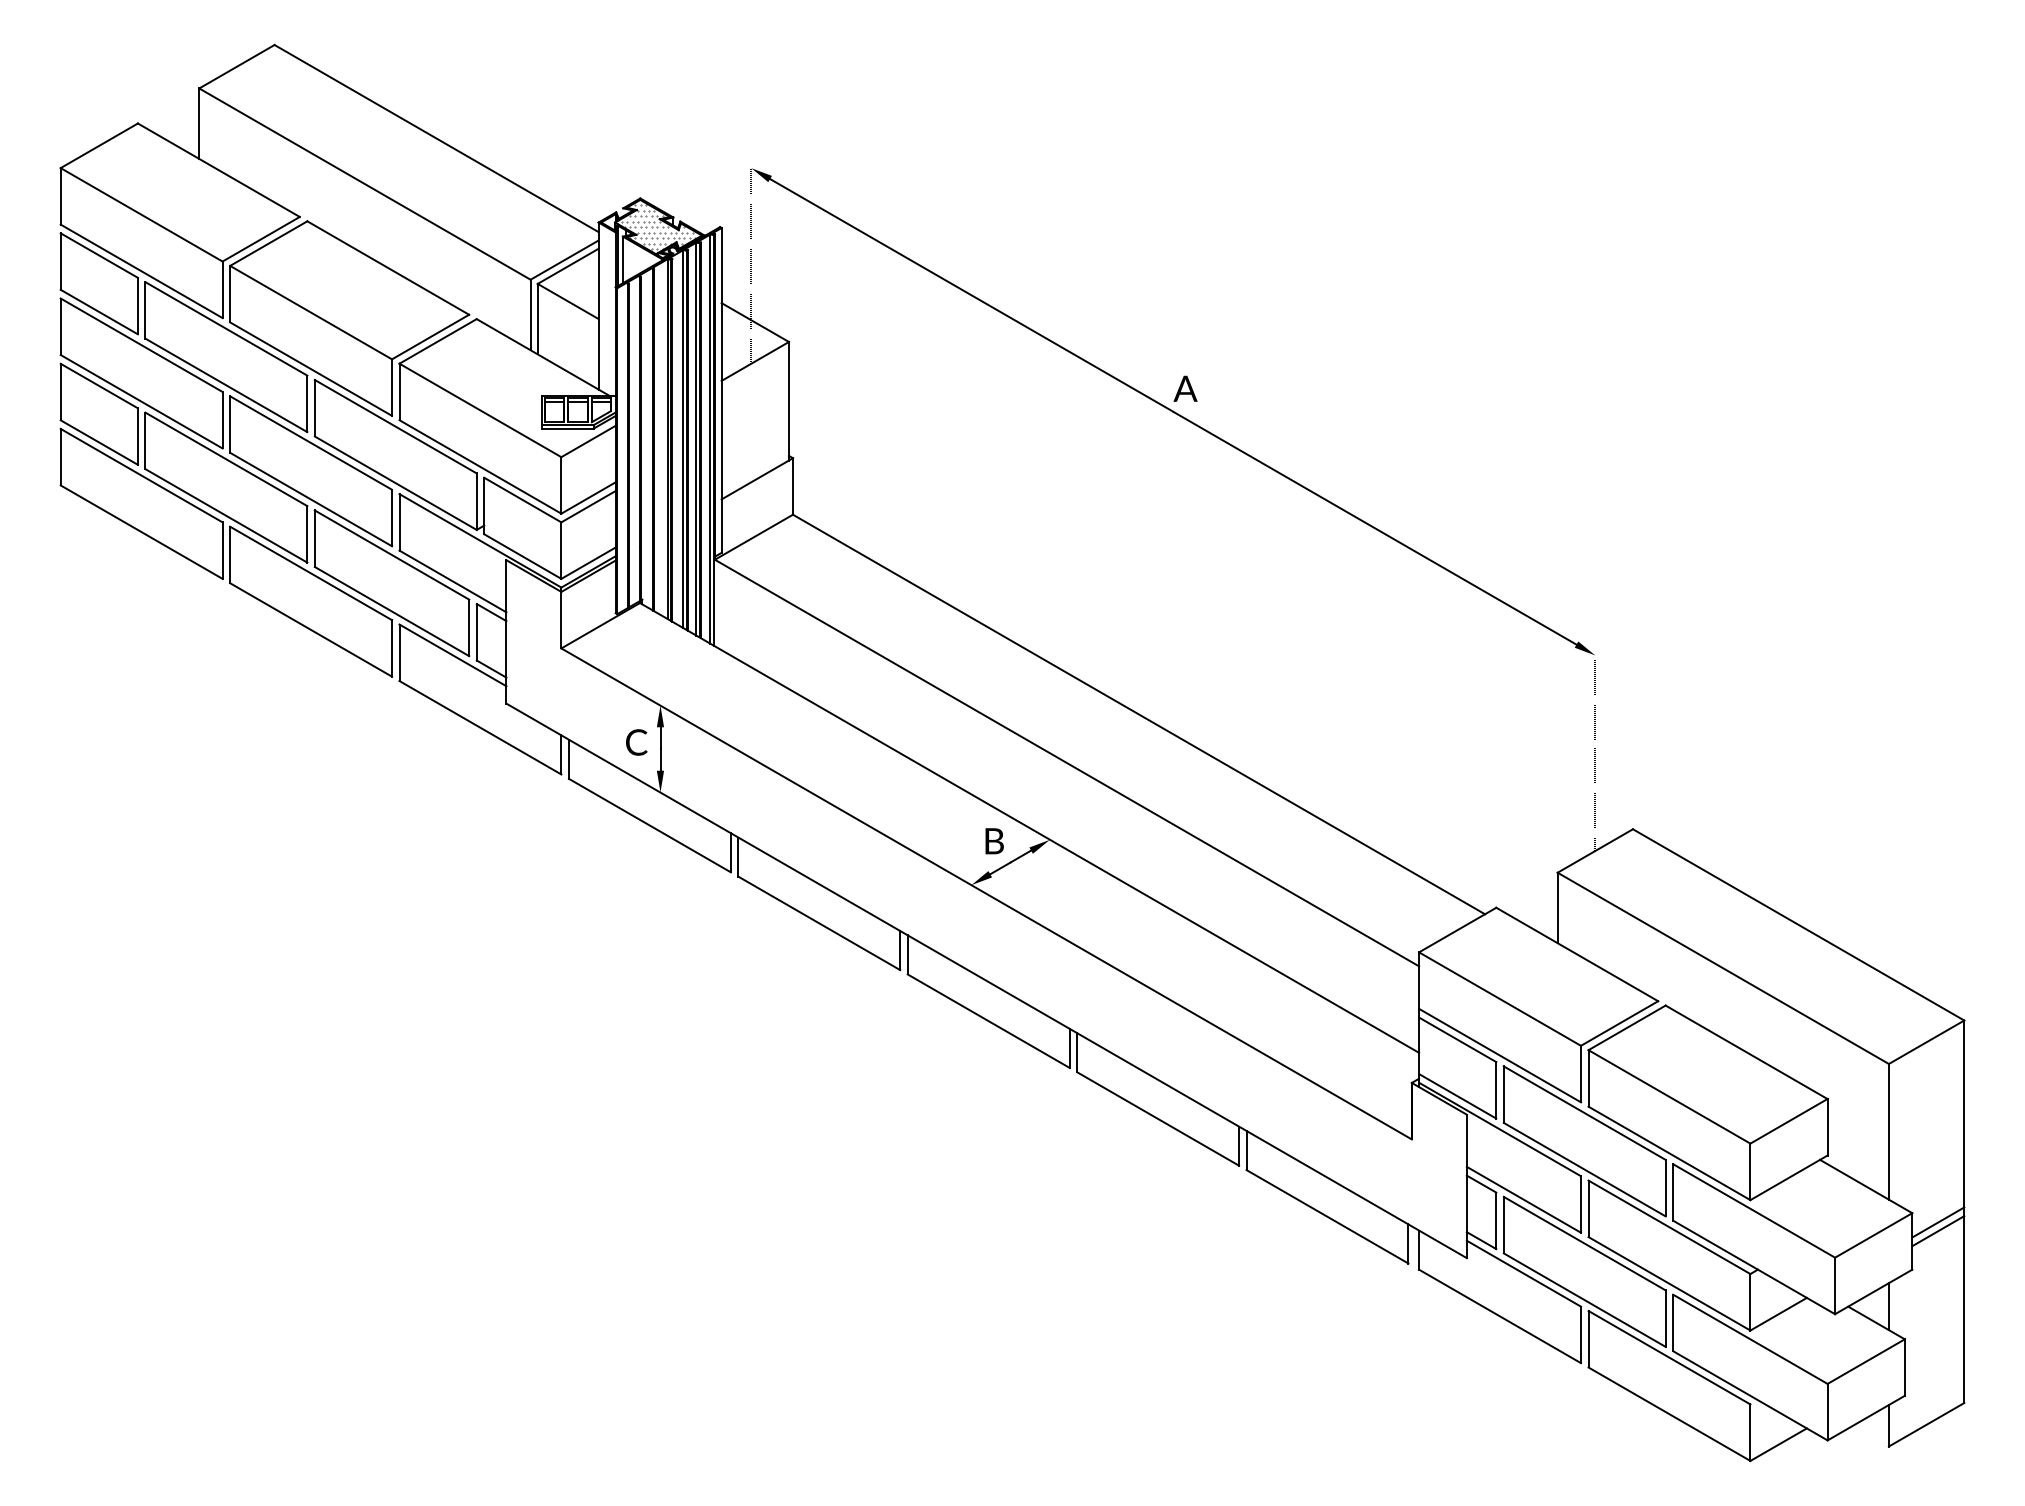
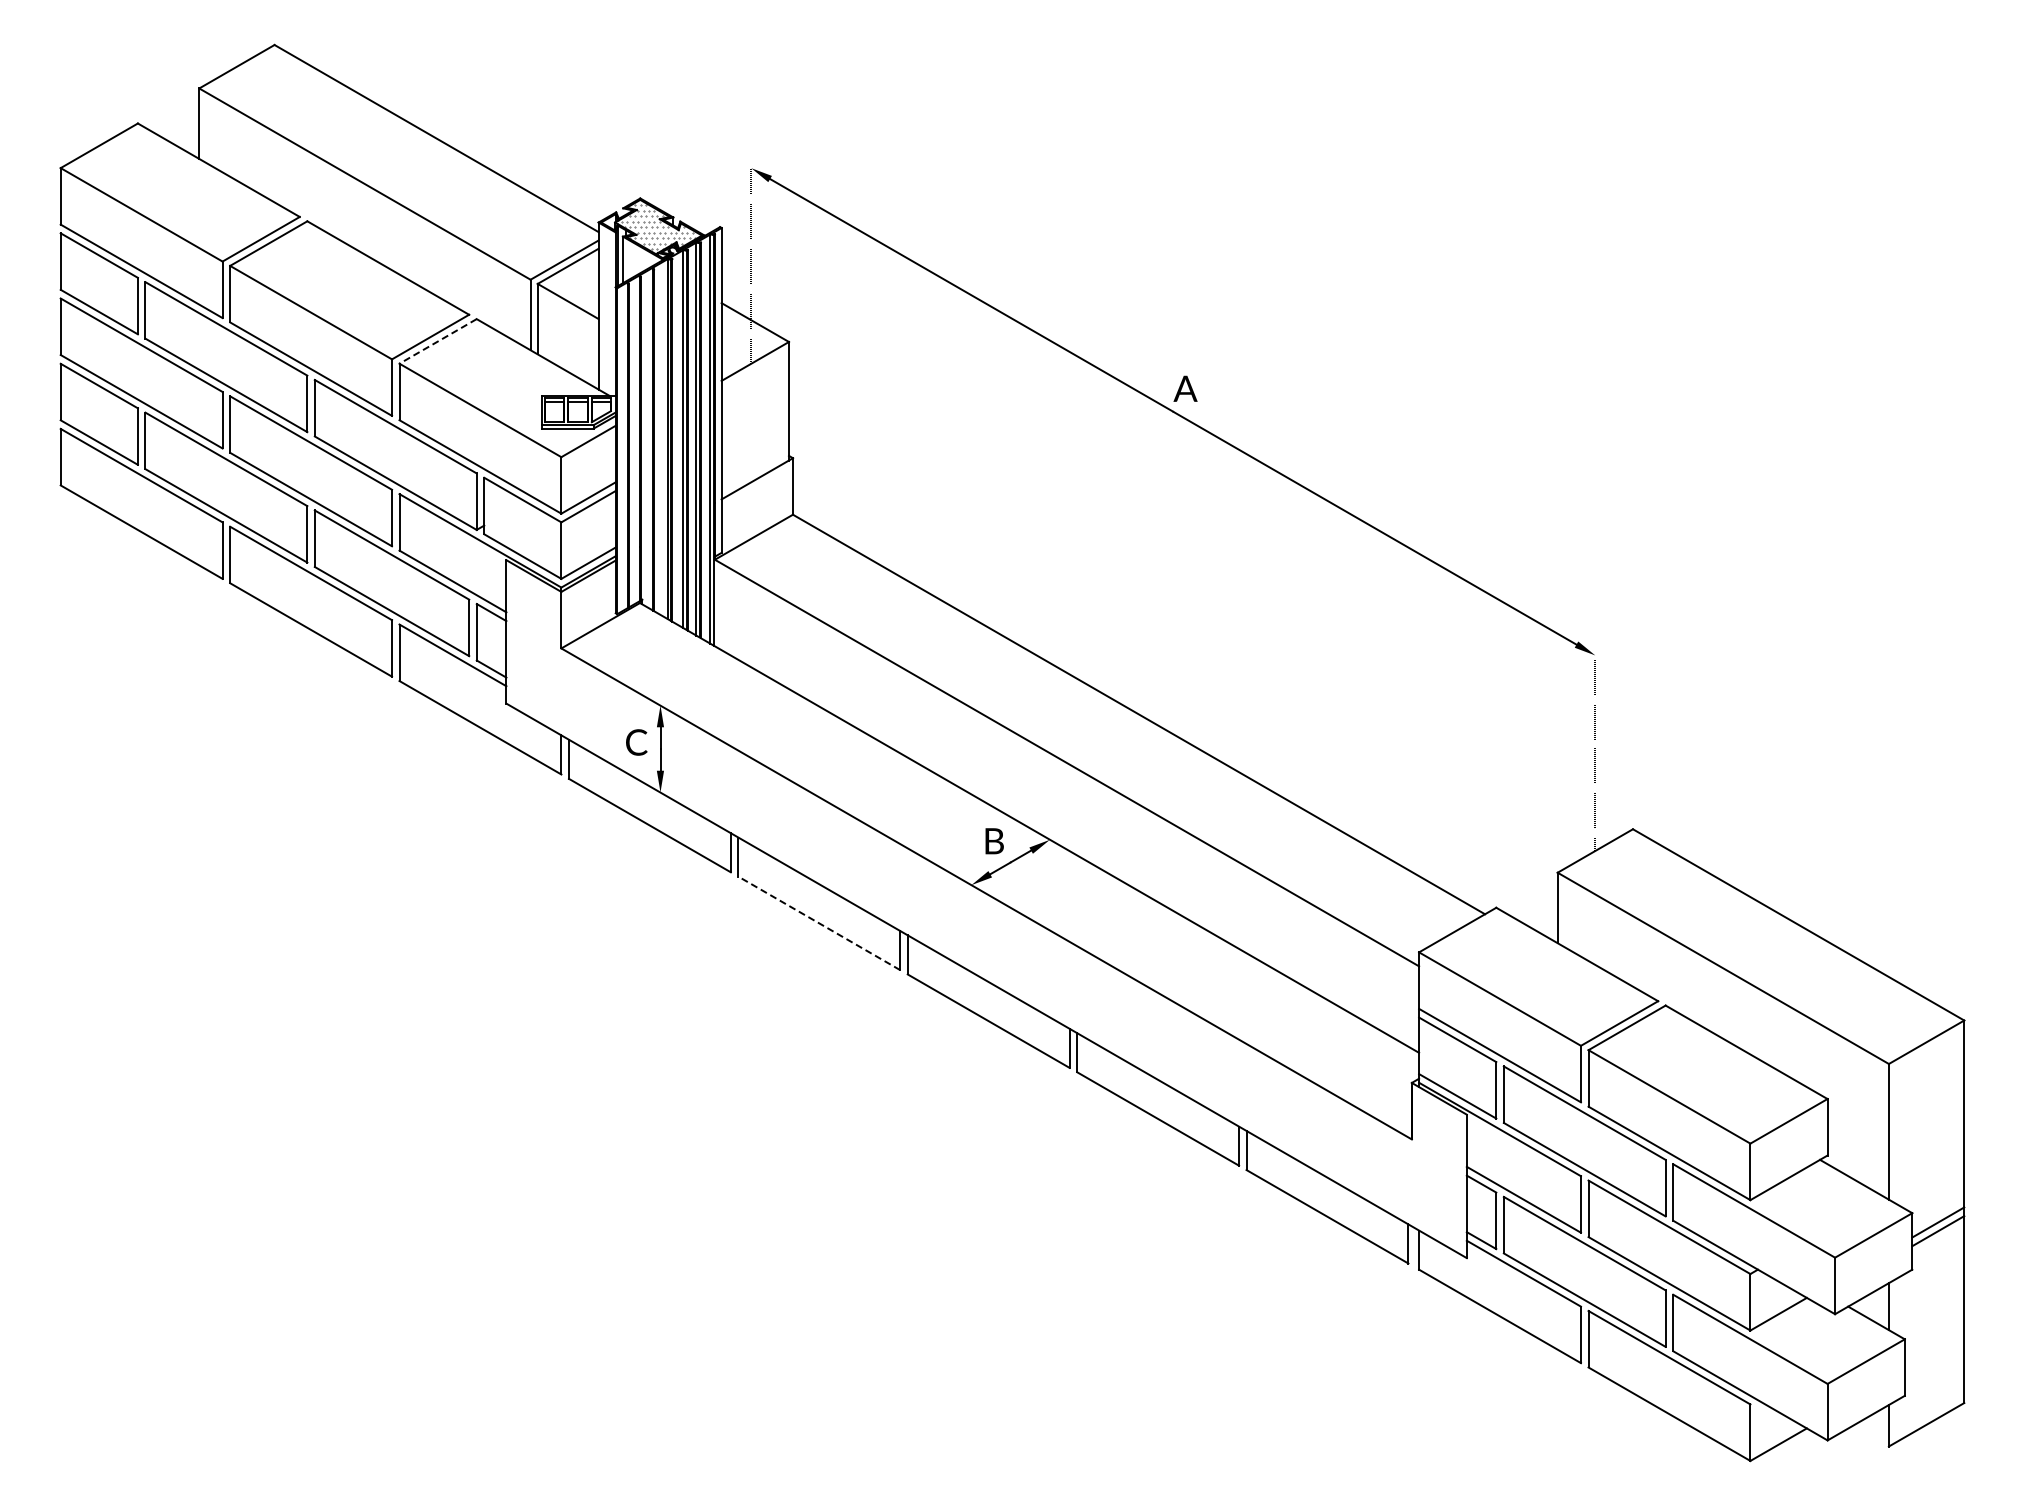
line: solid -> dashed (438, 341)
line: solid -> dashed (818, 923)
